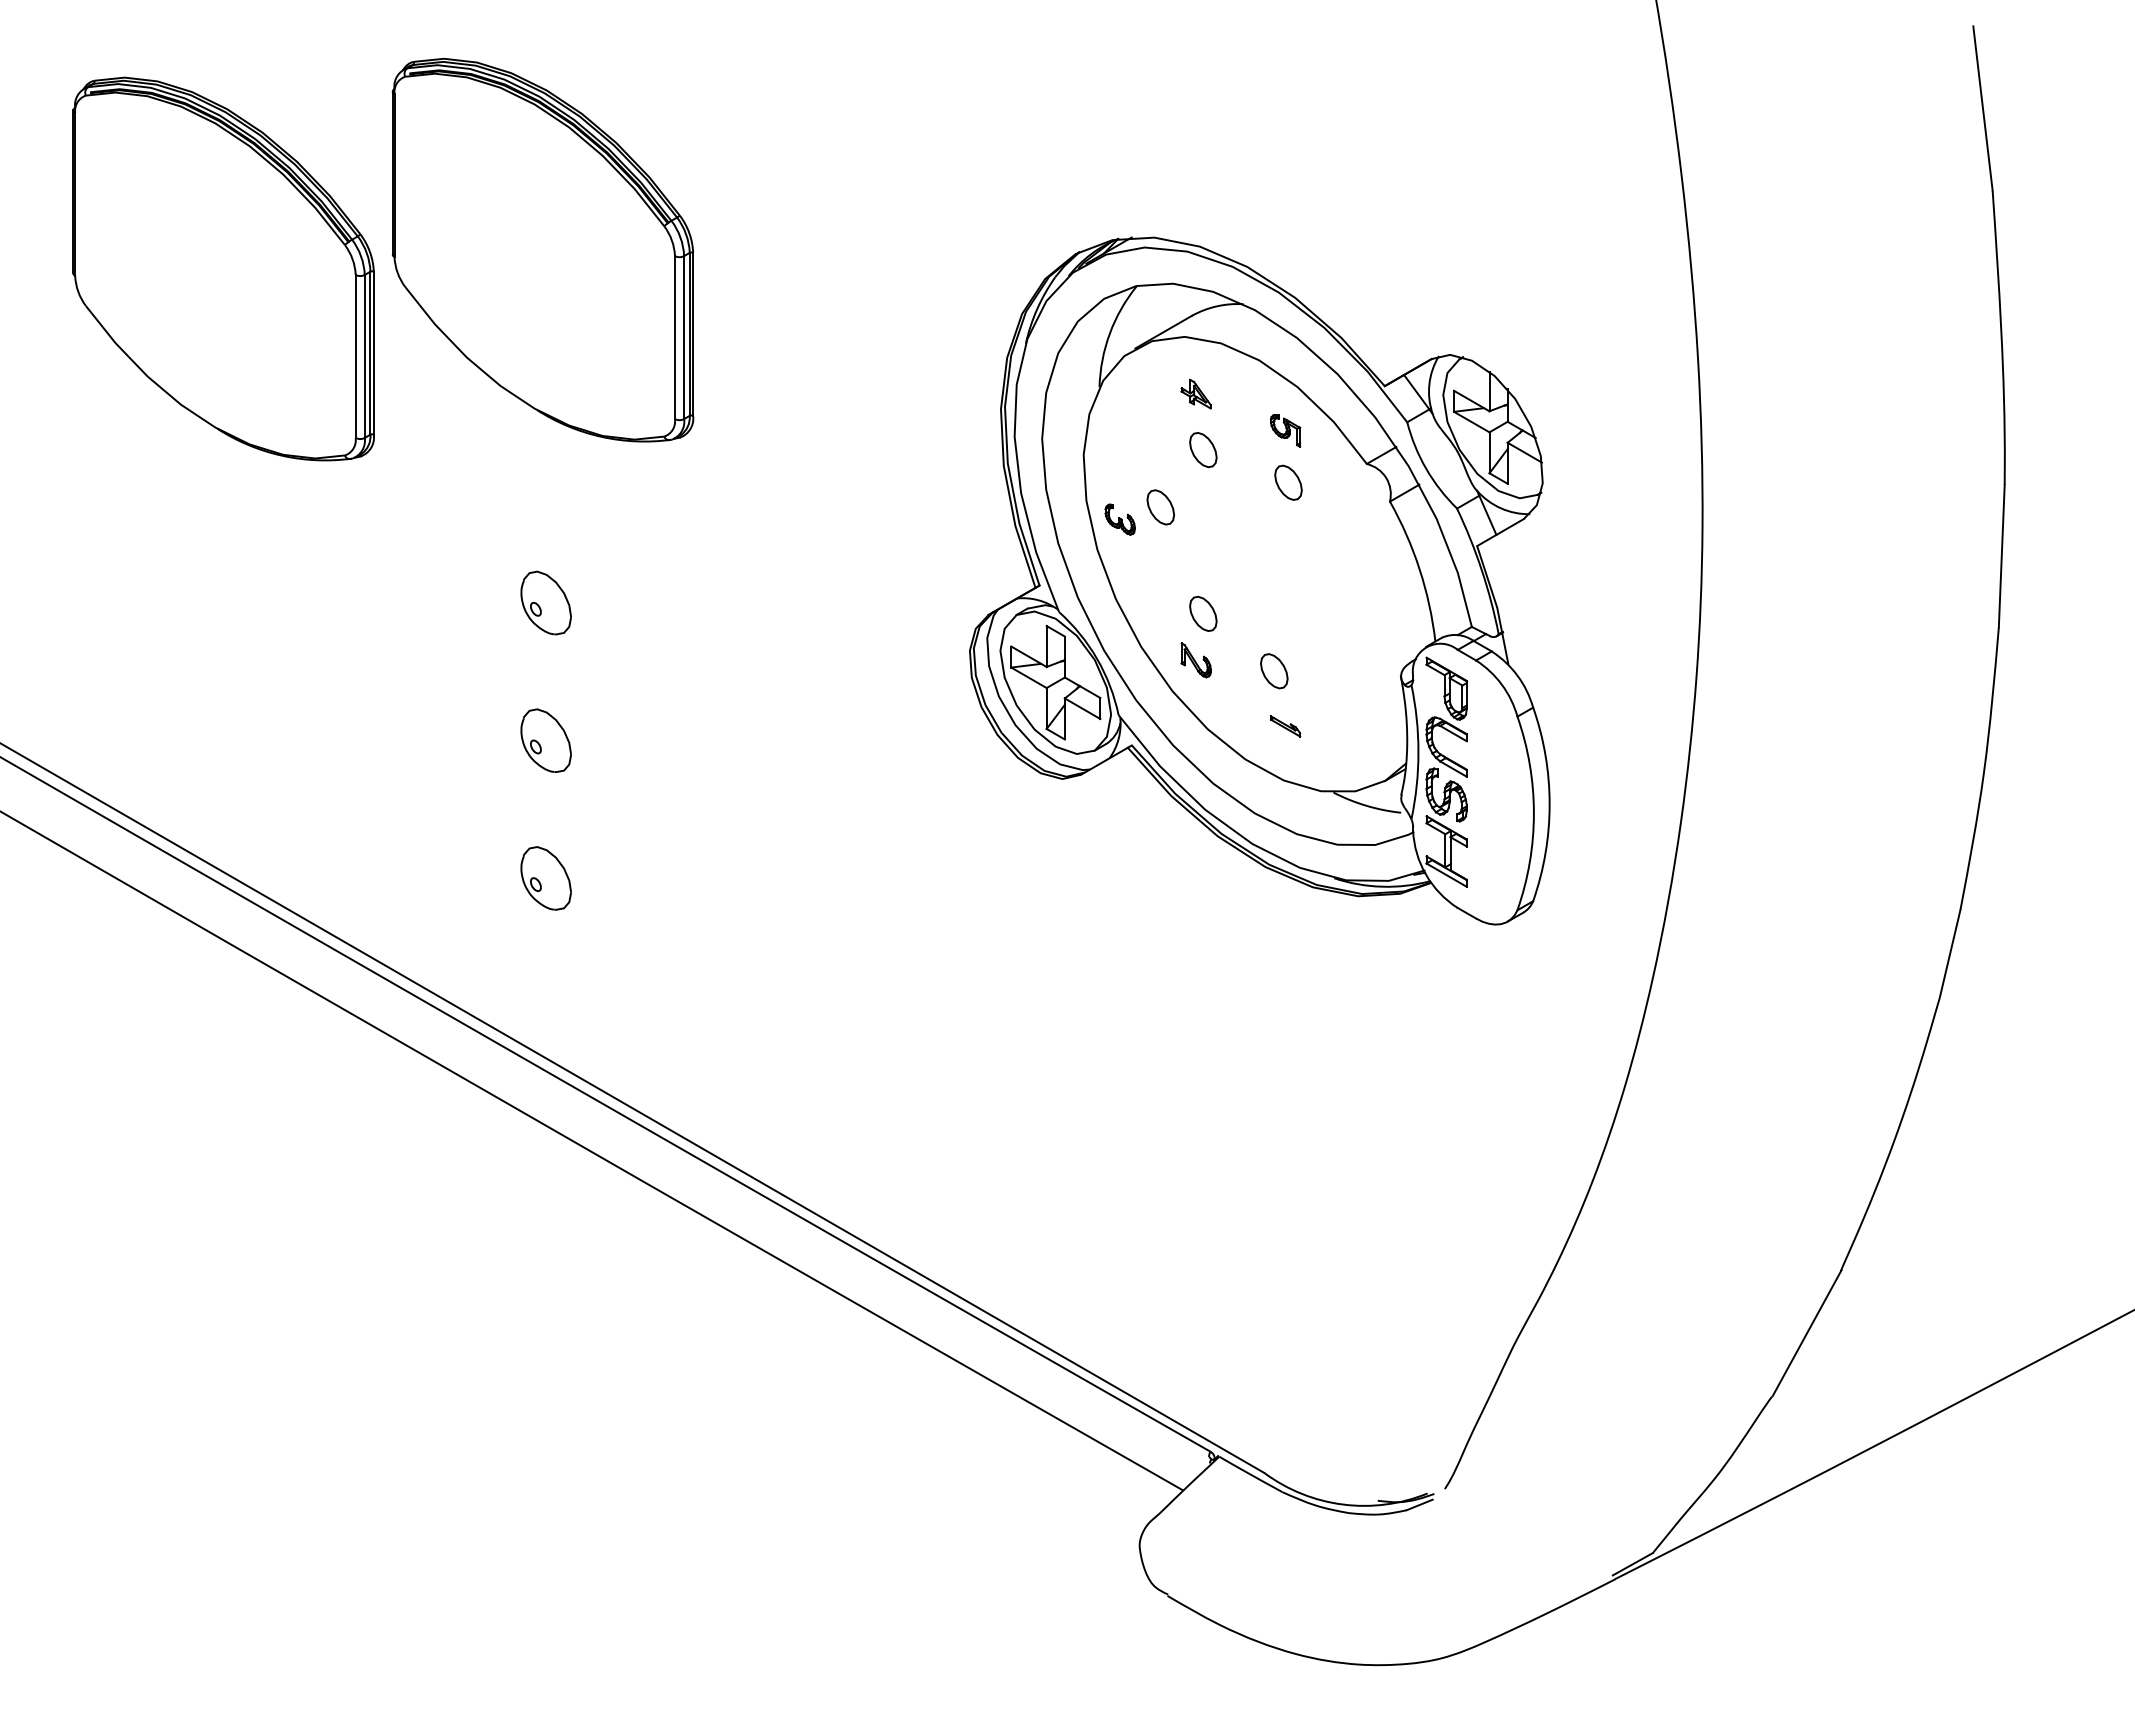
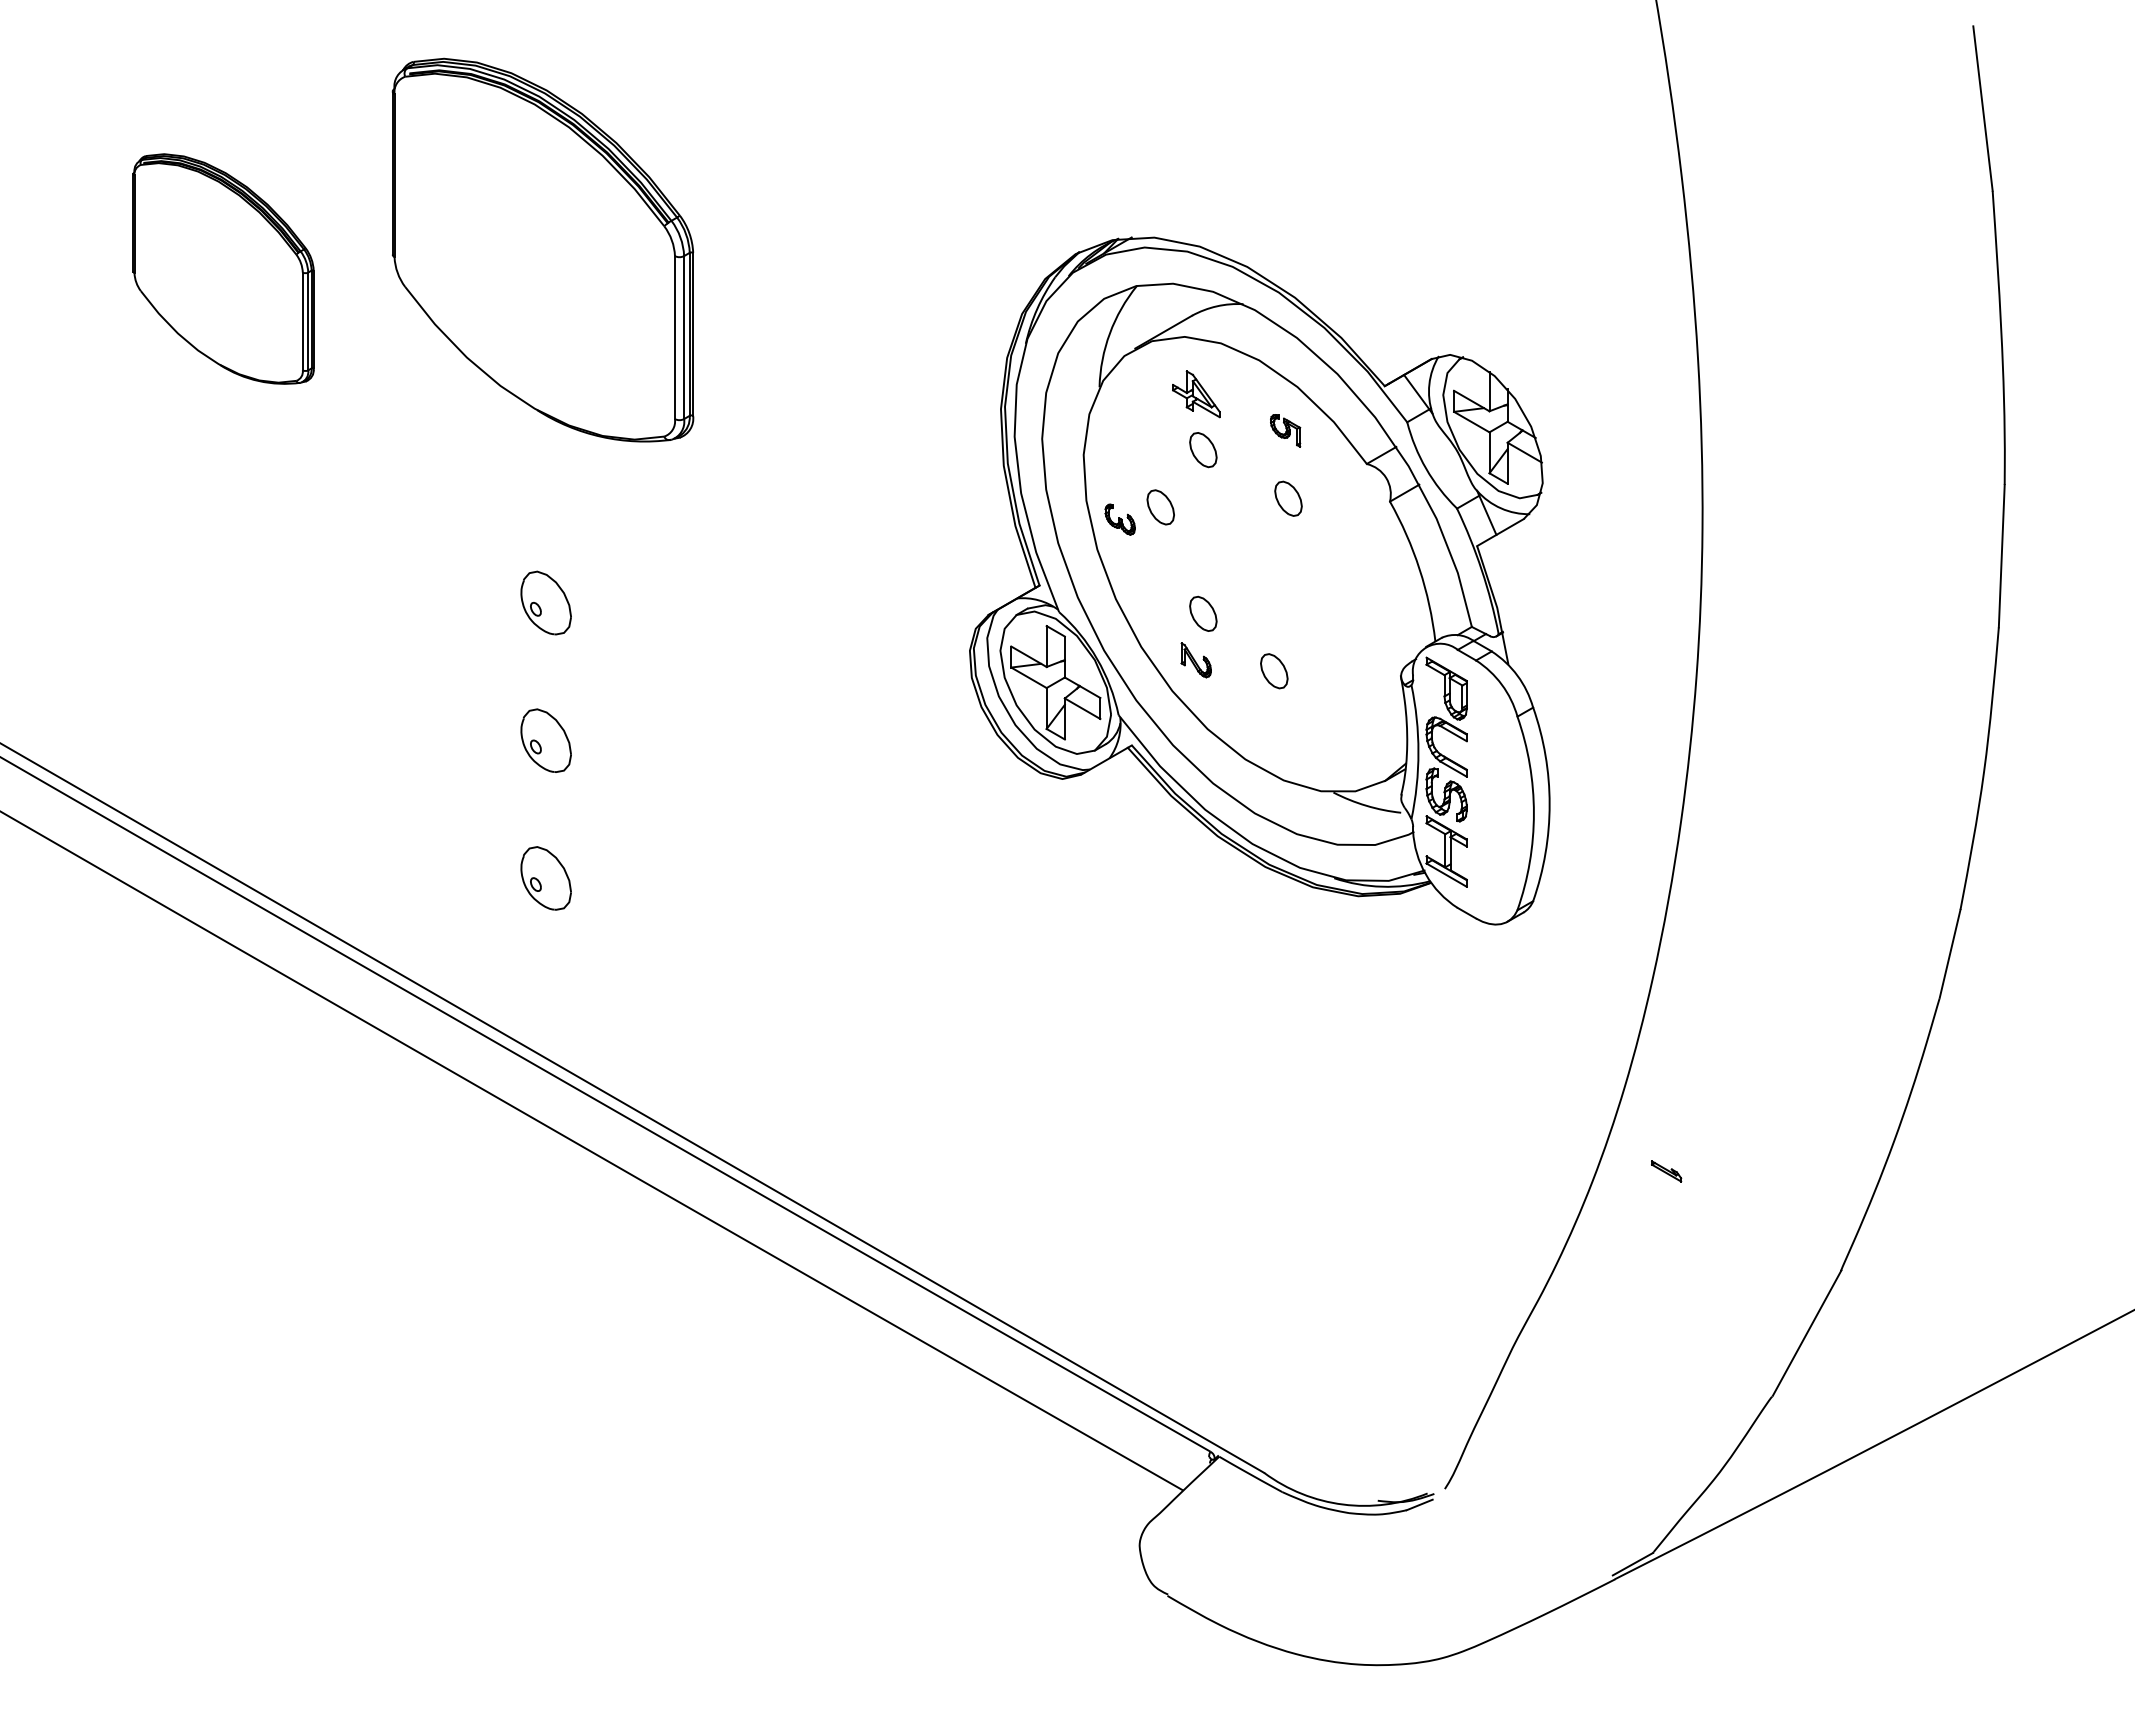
part size: 303x386 px -> 183x232 px (223, 268)
part size: 32x32 px -> 49x49 px (1196, 394)
part position: (1288, 482) -> (1288, 498) (1288, 498)
part position: (1285, 726) -> (1666, 1171) (1666, 1171)
